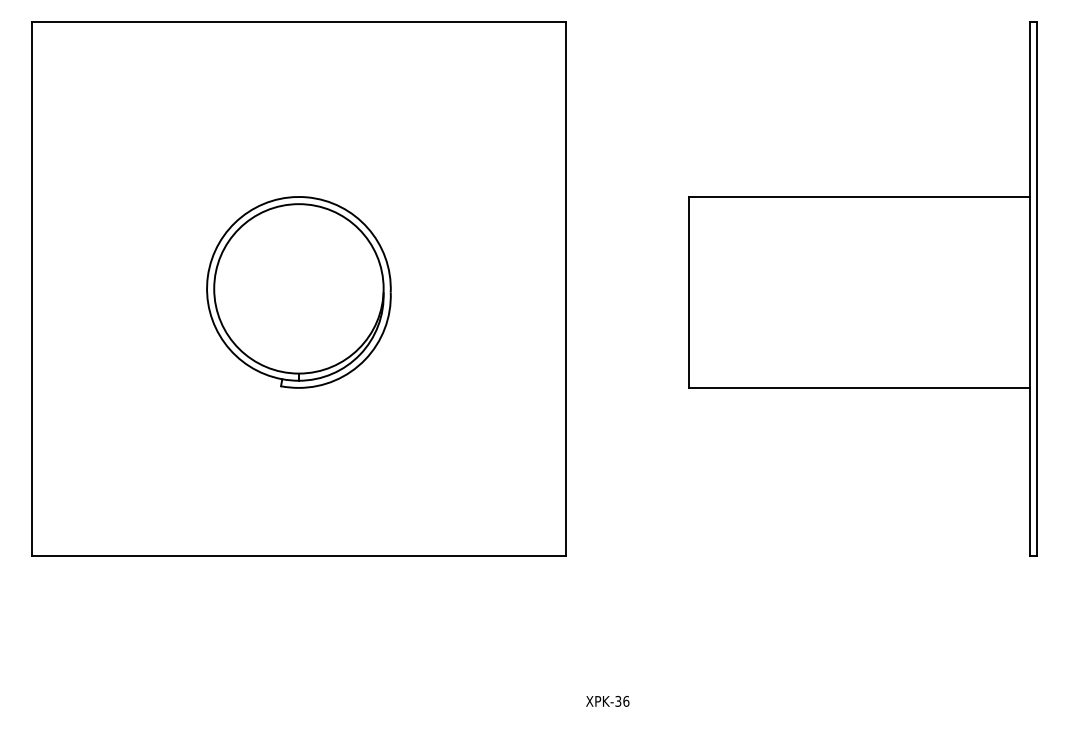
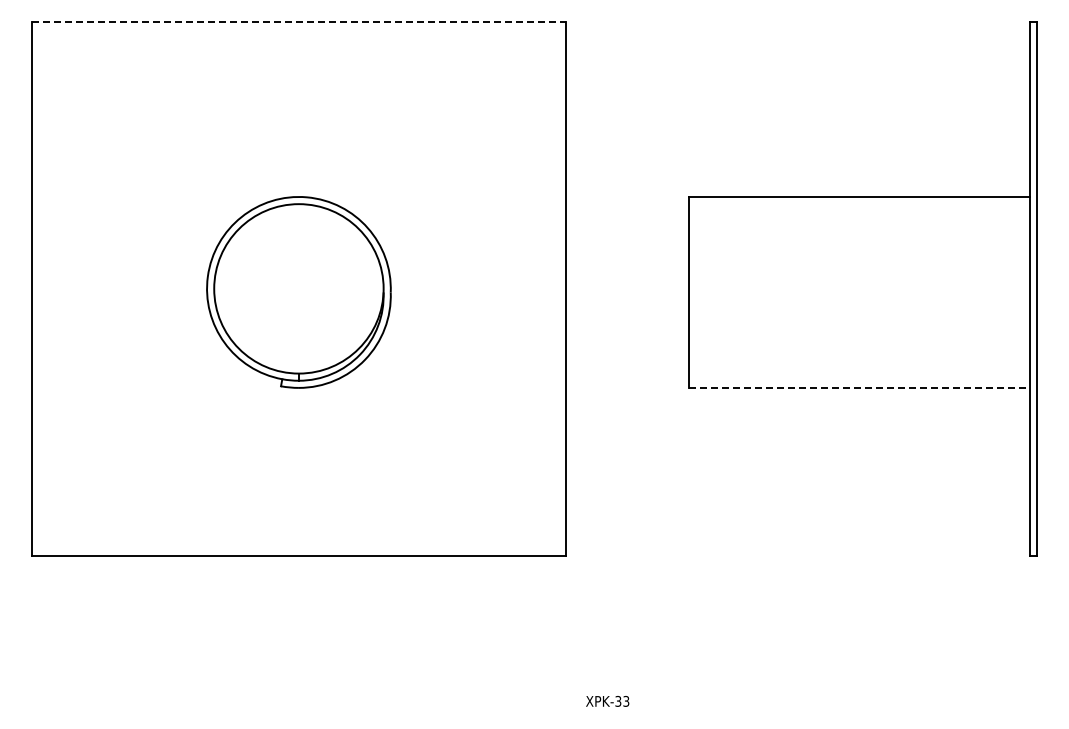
line: solid -> dashed (298, 22)
line: solid -> dashed (860, 387)
text: XPK-36 -> XPK-33 (626, 700)
